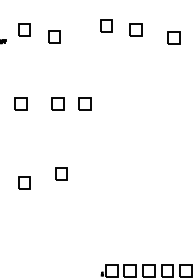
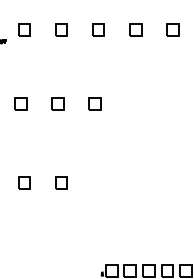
part position: (106, 25) -> (98, 29) (98, 29)
part position: (54, 36) -> (61, 29) (61, 29)
part position: (173, 37) -> (172, 29) (172, 29)
part position: (84, 103) -> (94, 103) (94, 103)
part position: (61, 173) -> (61, 182) (61, 182)
